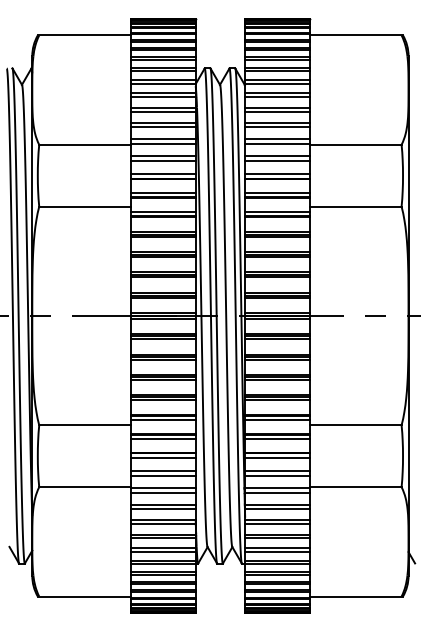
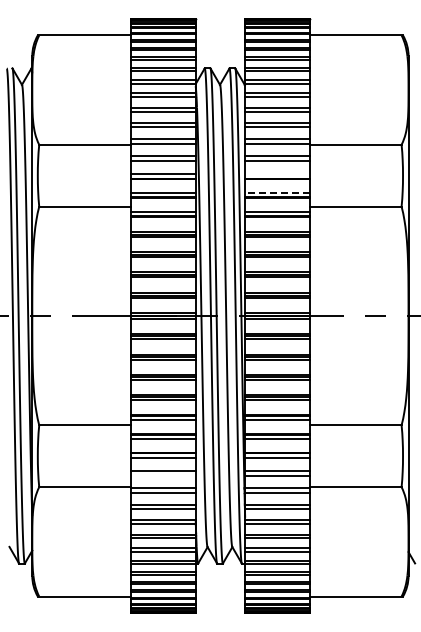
line: present -> none (277, 174)
line: solid -> dashed (276, 192)
line: present -> none (163, 475)
